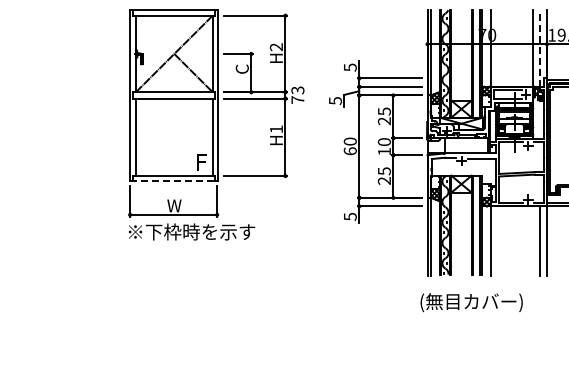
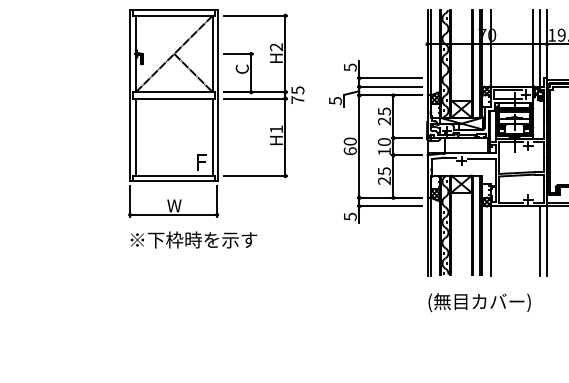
line: dashed -> solid (539, 48)
text: 73 -> 75 (297, 89)
line: dashed -> solid (173, 180)
text position: (192, 231) -> (194, 239) (194, 239)
text position: (471, 302) -> (479, 302) (479, 302)
